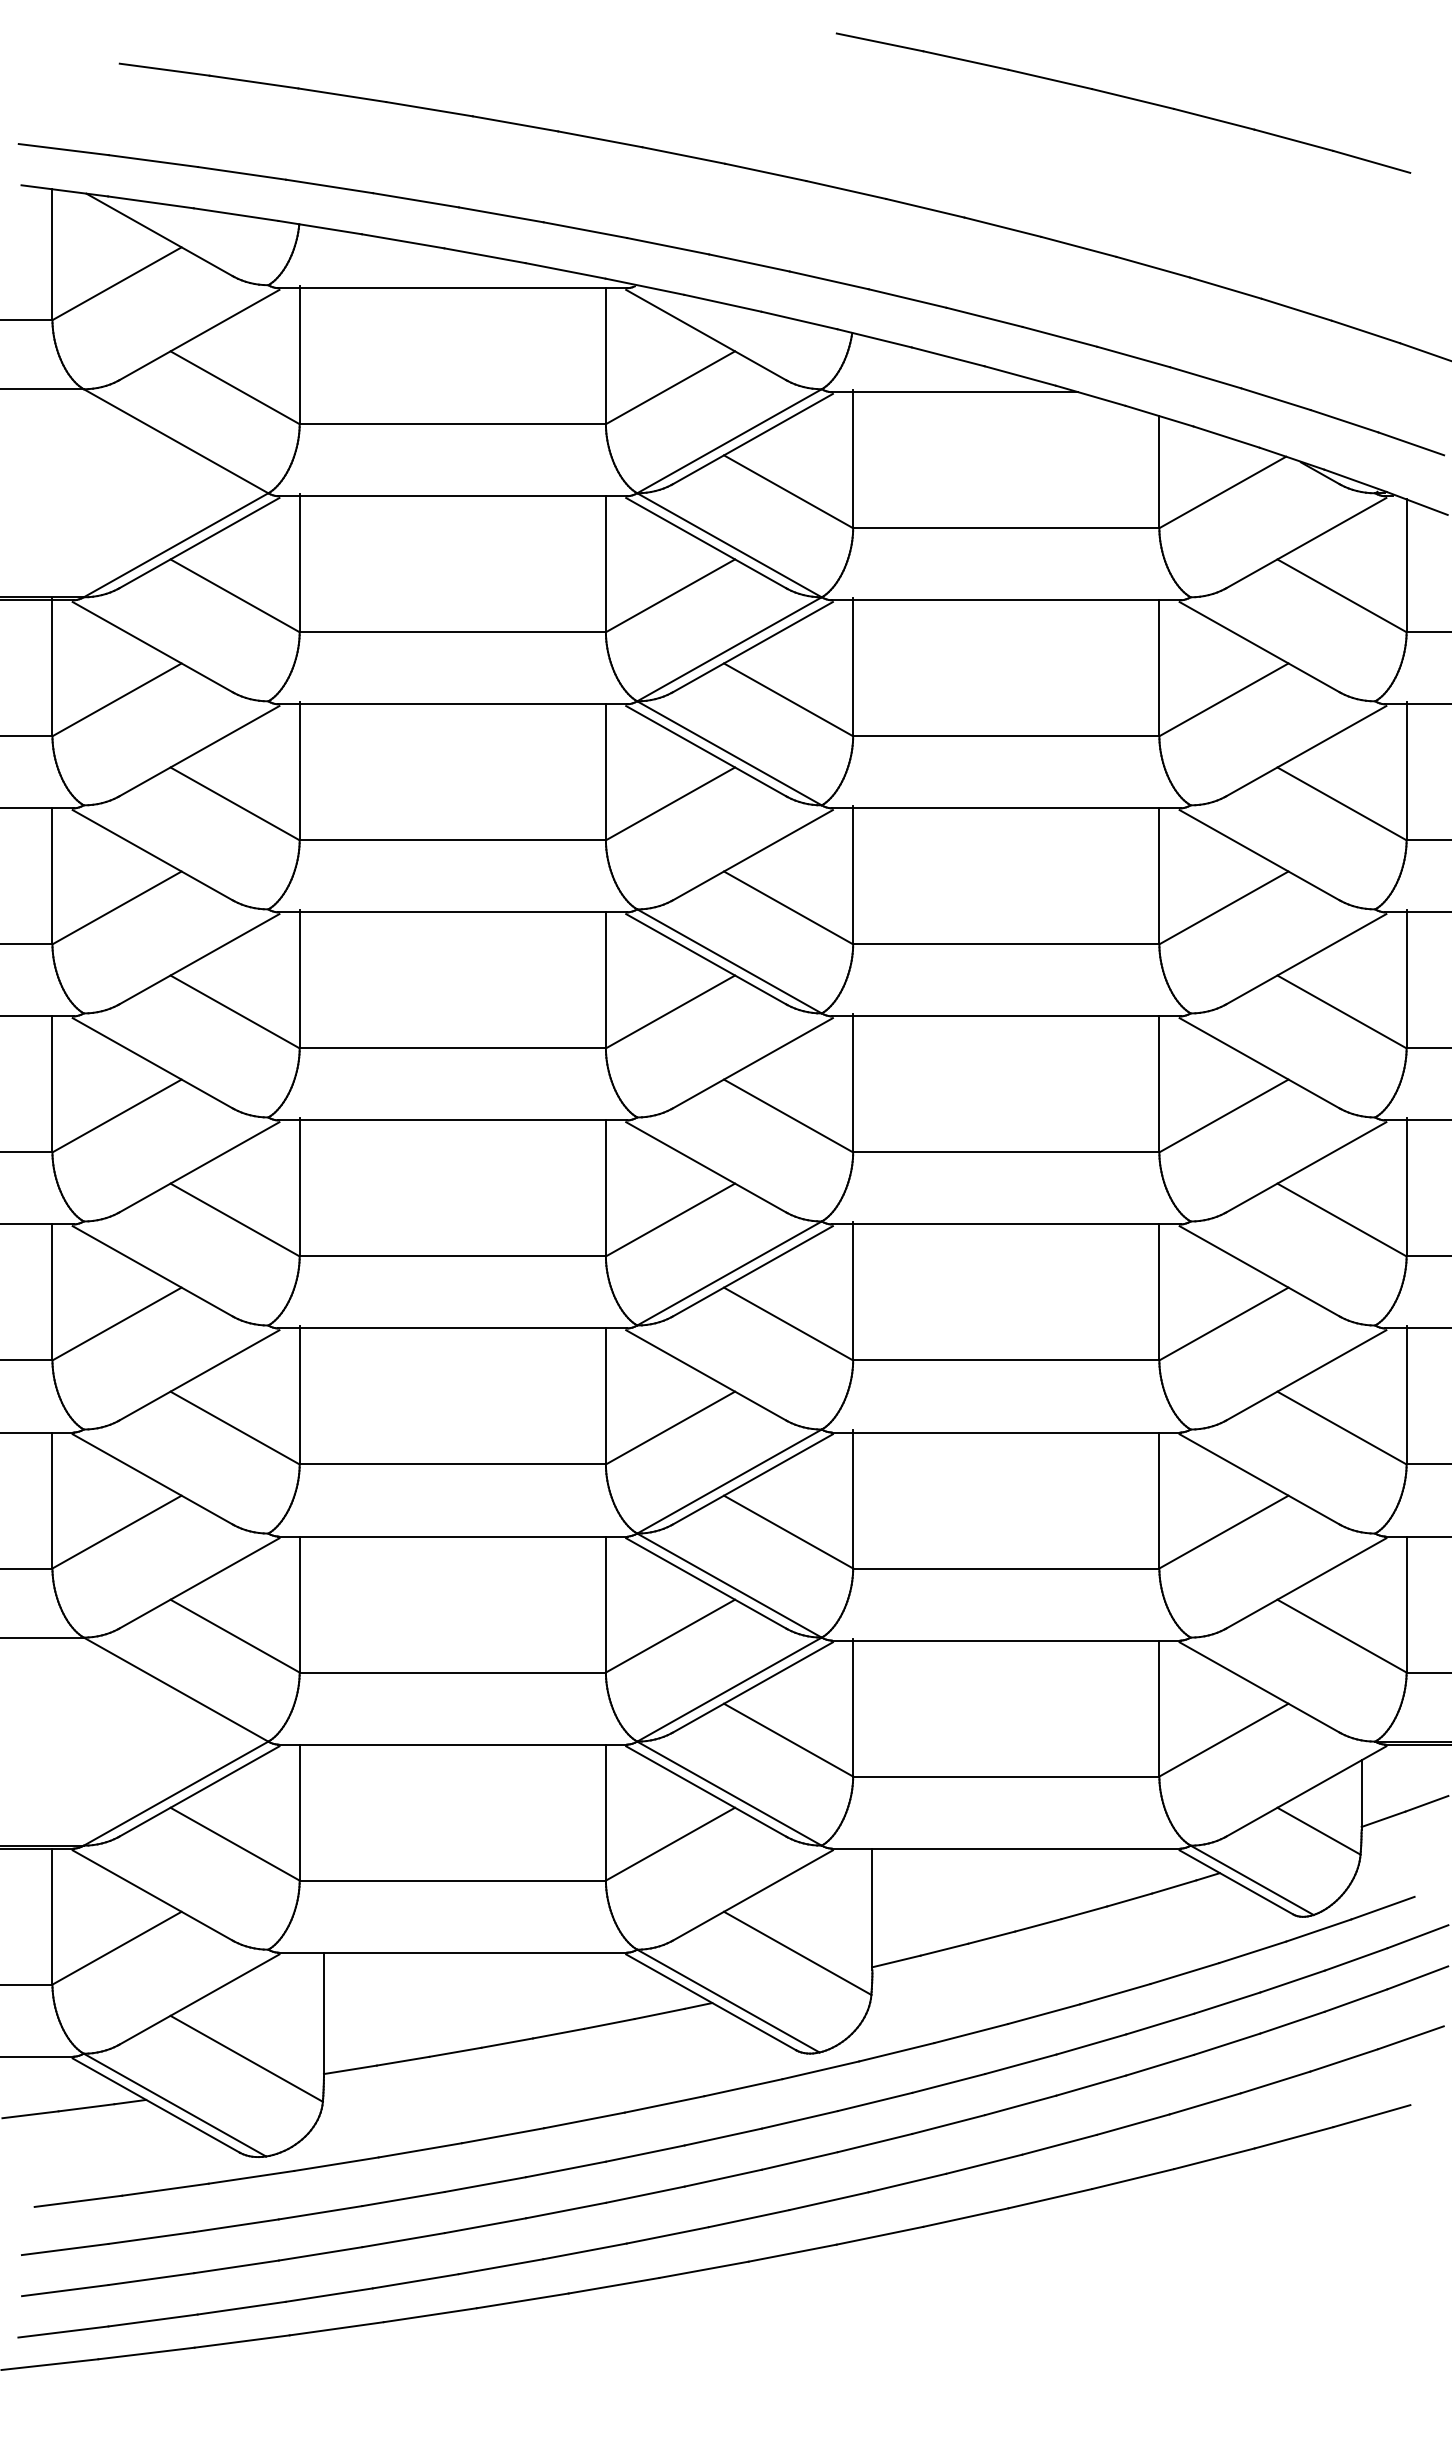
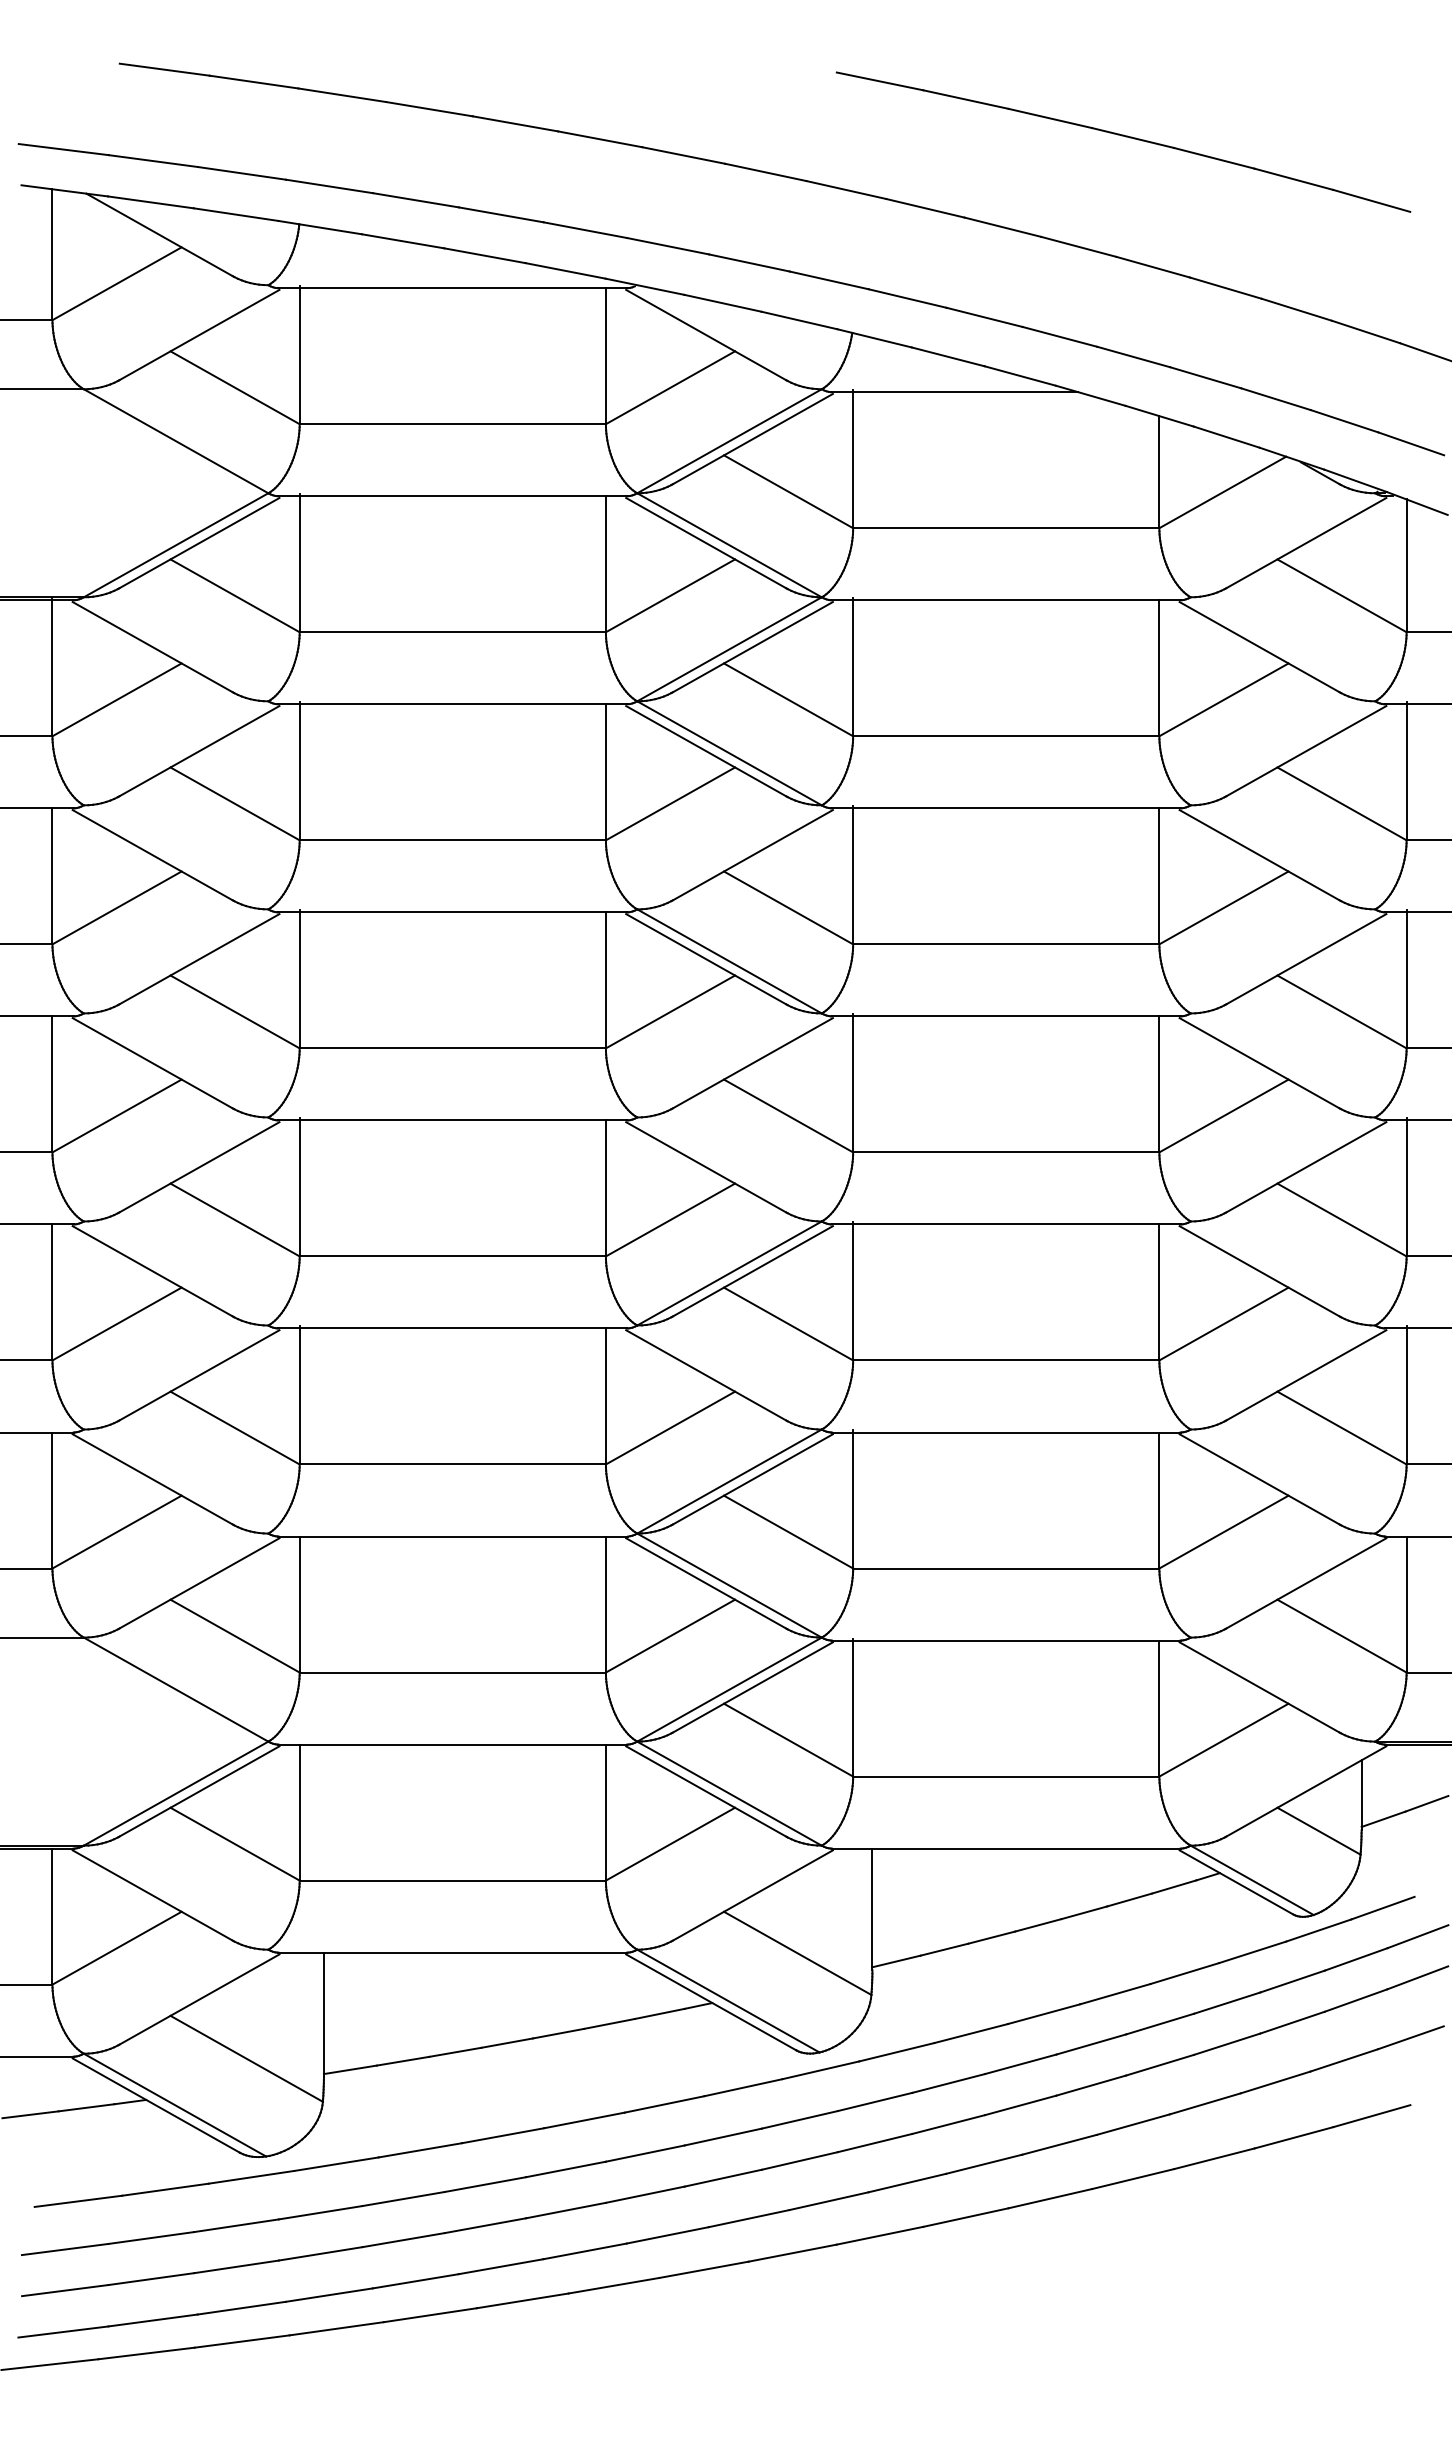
part position: (1123, 102) -> (1123, 141) (1123, 141)
